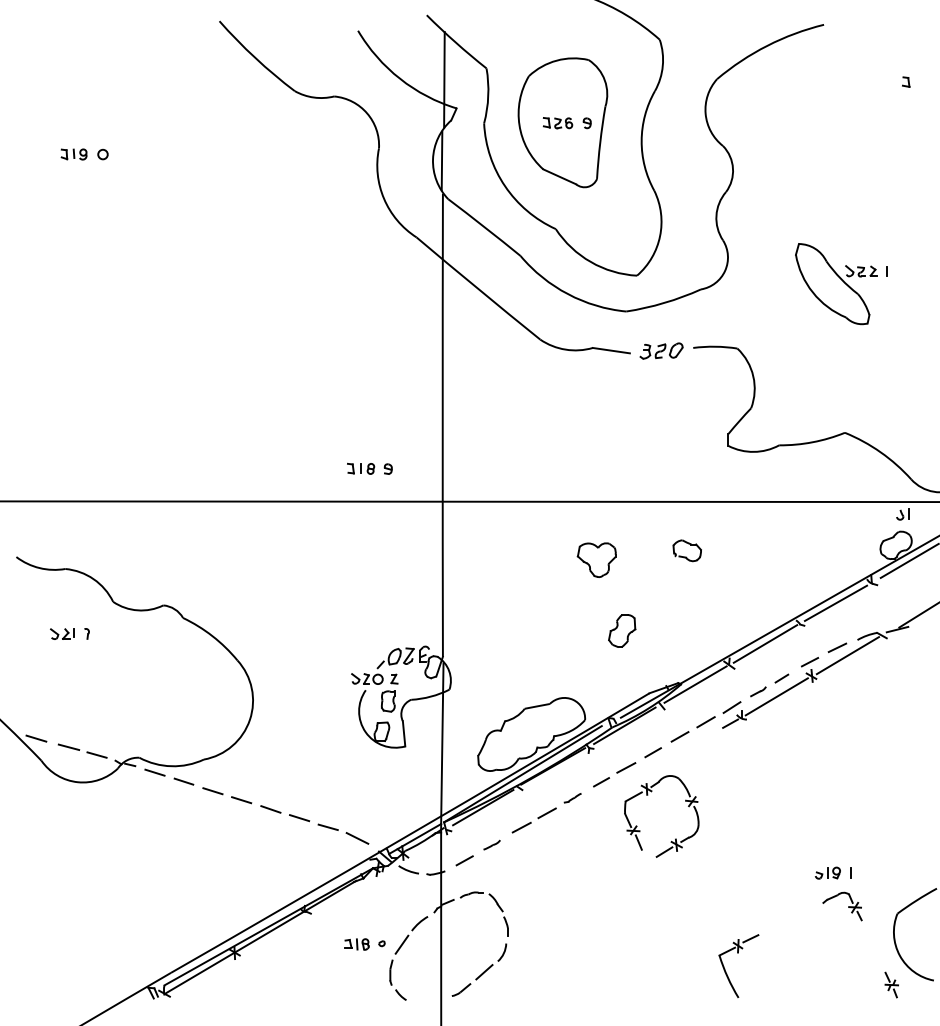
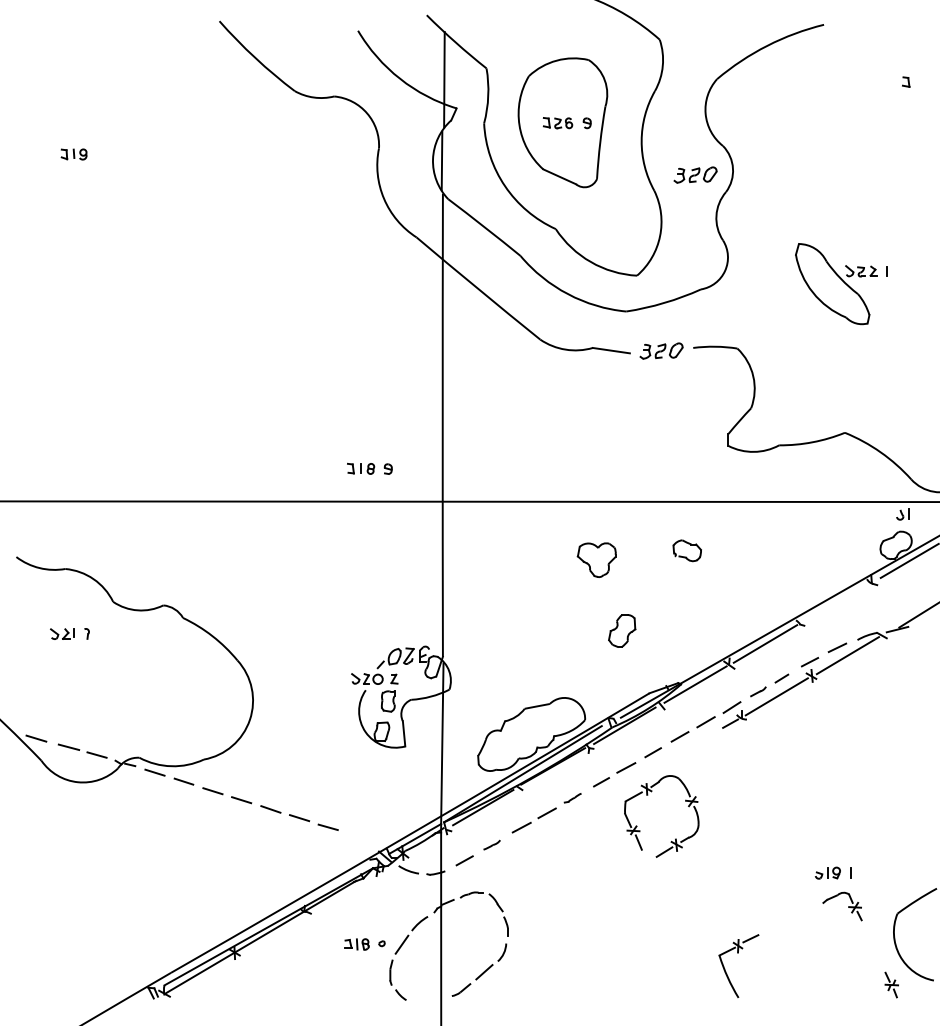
circle: present -> none (102, 154)
part: none -> present (695, 174)
line: present -> none (835, 602)
line: present -> none (357, 838)
